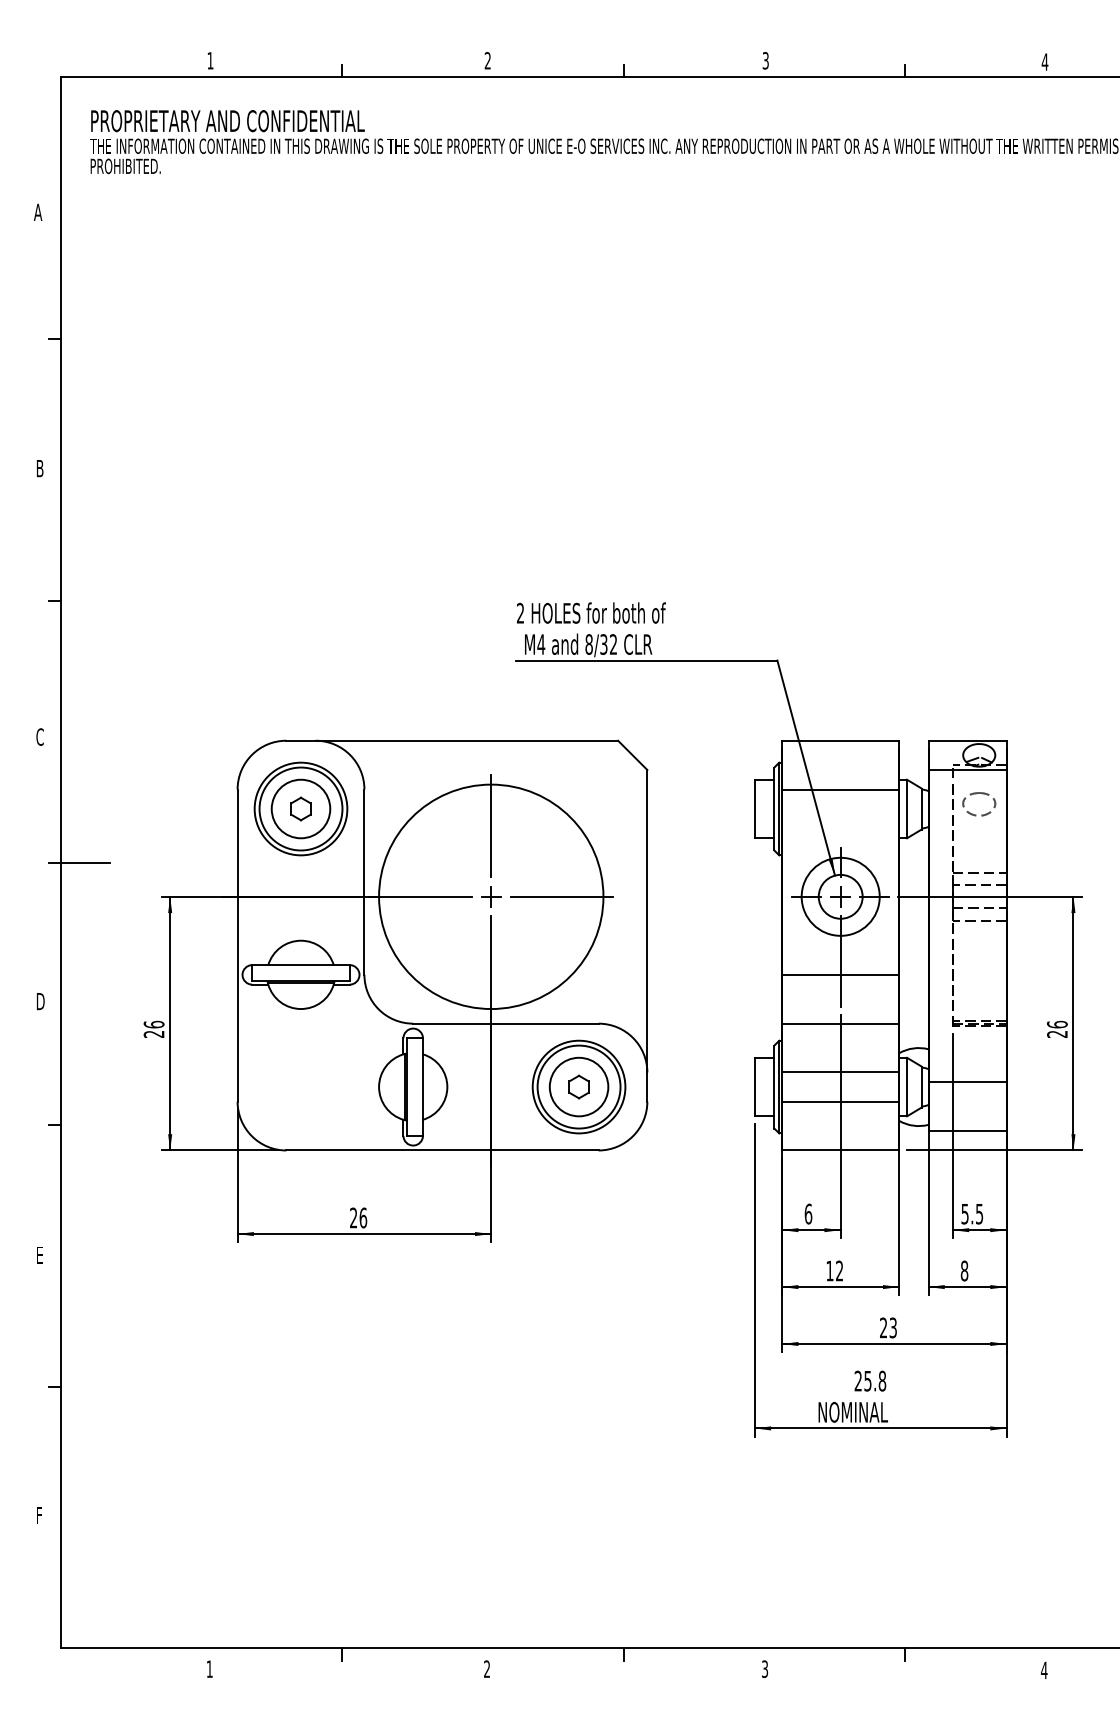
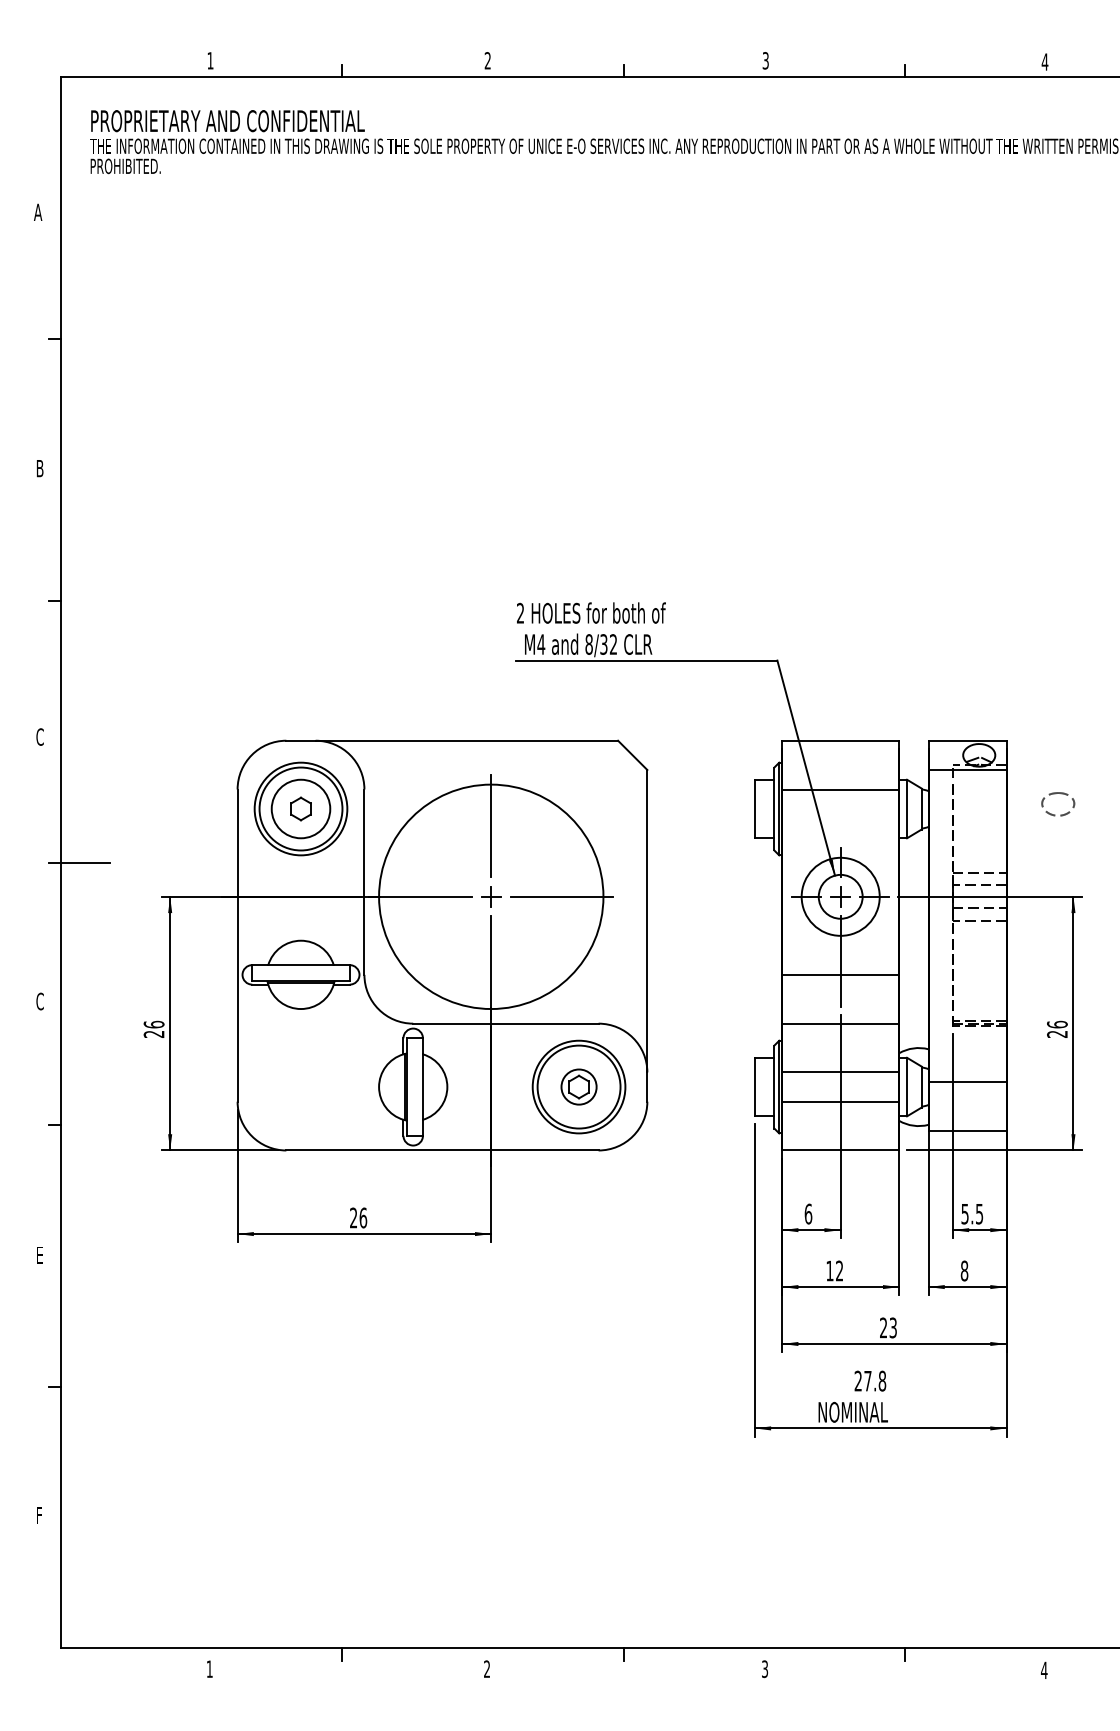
part position: (981, 814) -> (1060, 814) (1060, 814)
text: D -> C (40, 1001)
circle diameter: 59 px -> 35 px (578, 1086)
text: 25.8 -> 27.8 (867, 1381)
